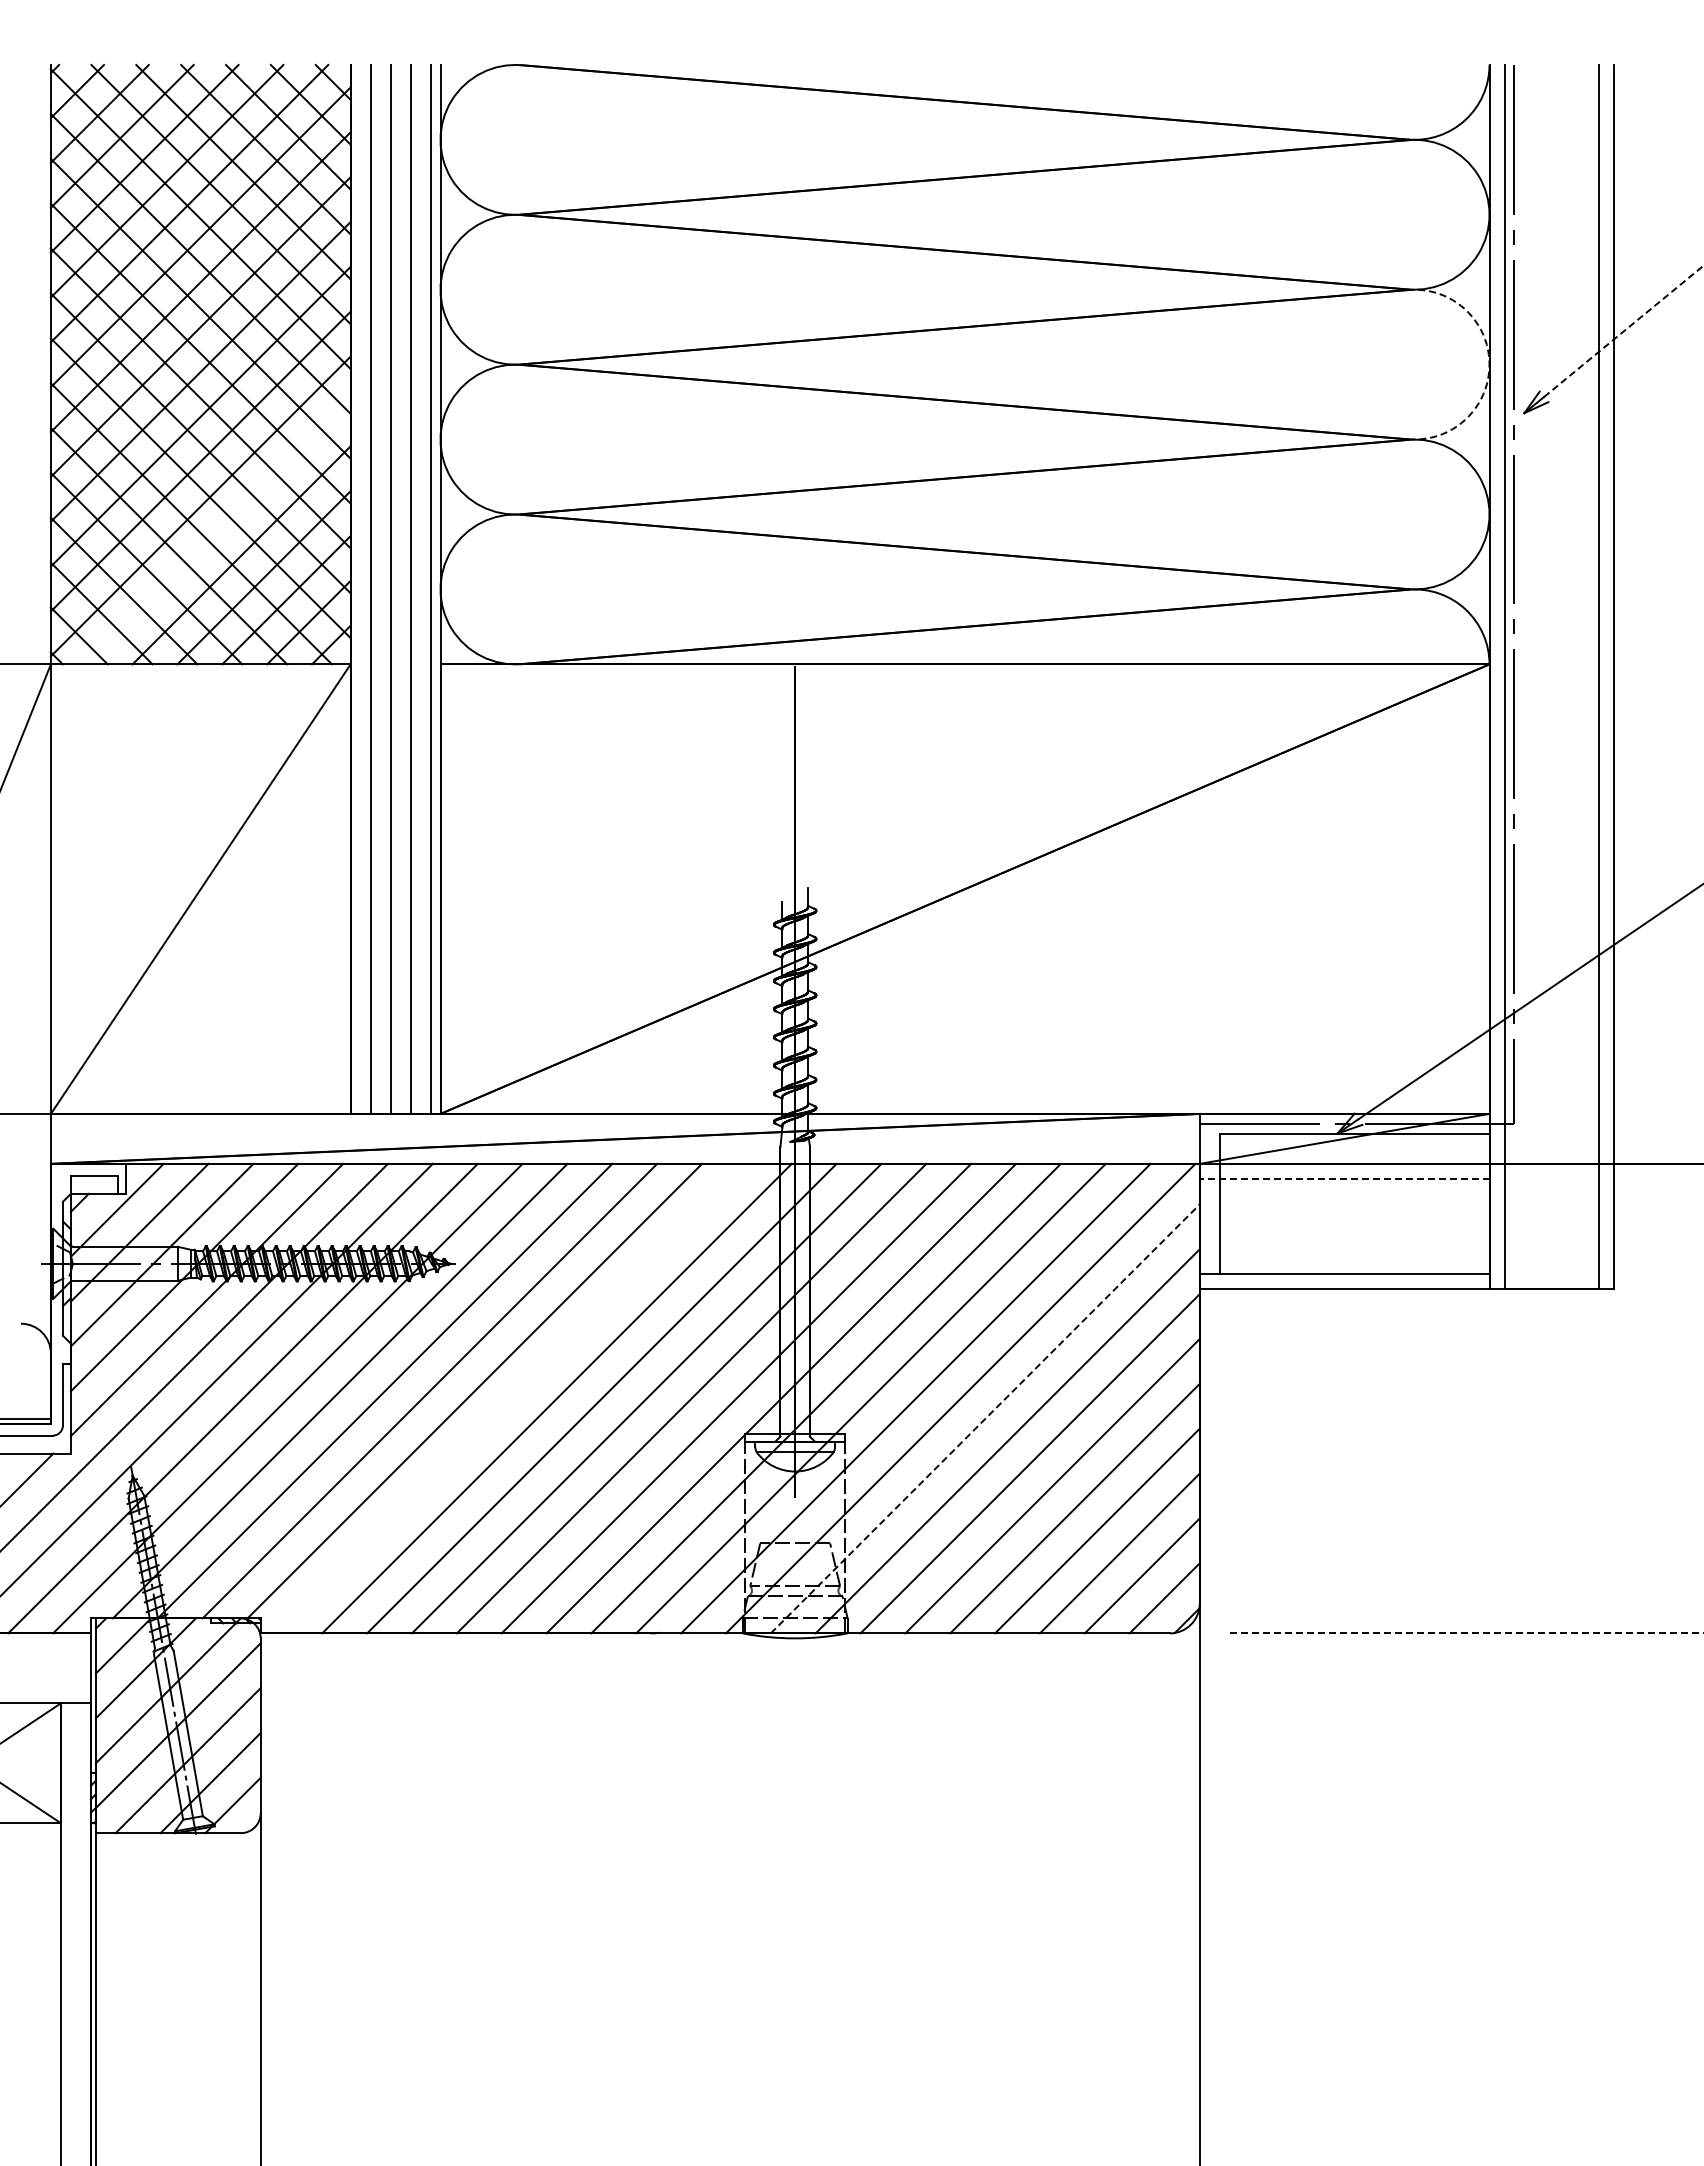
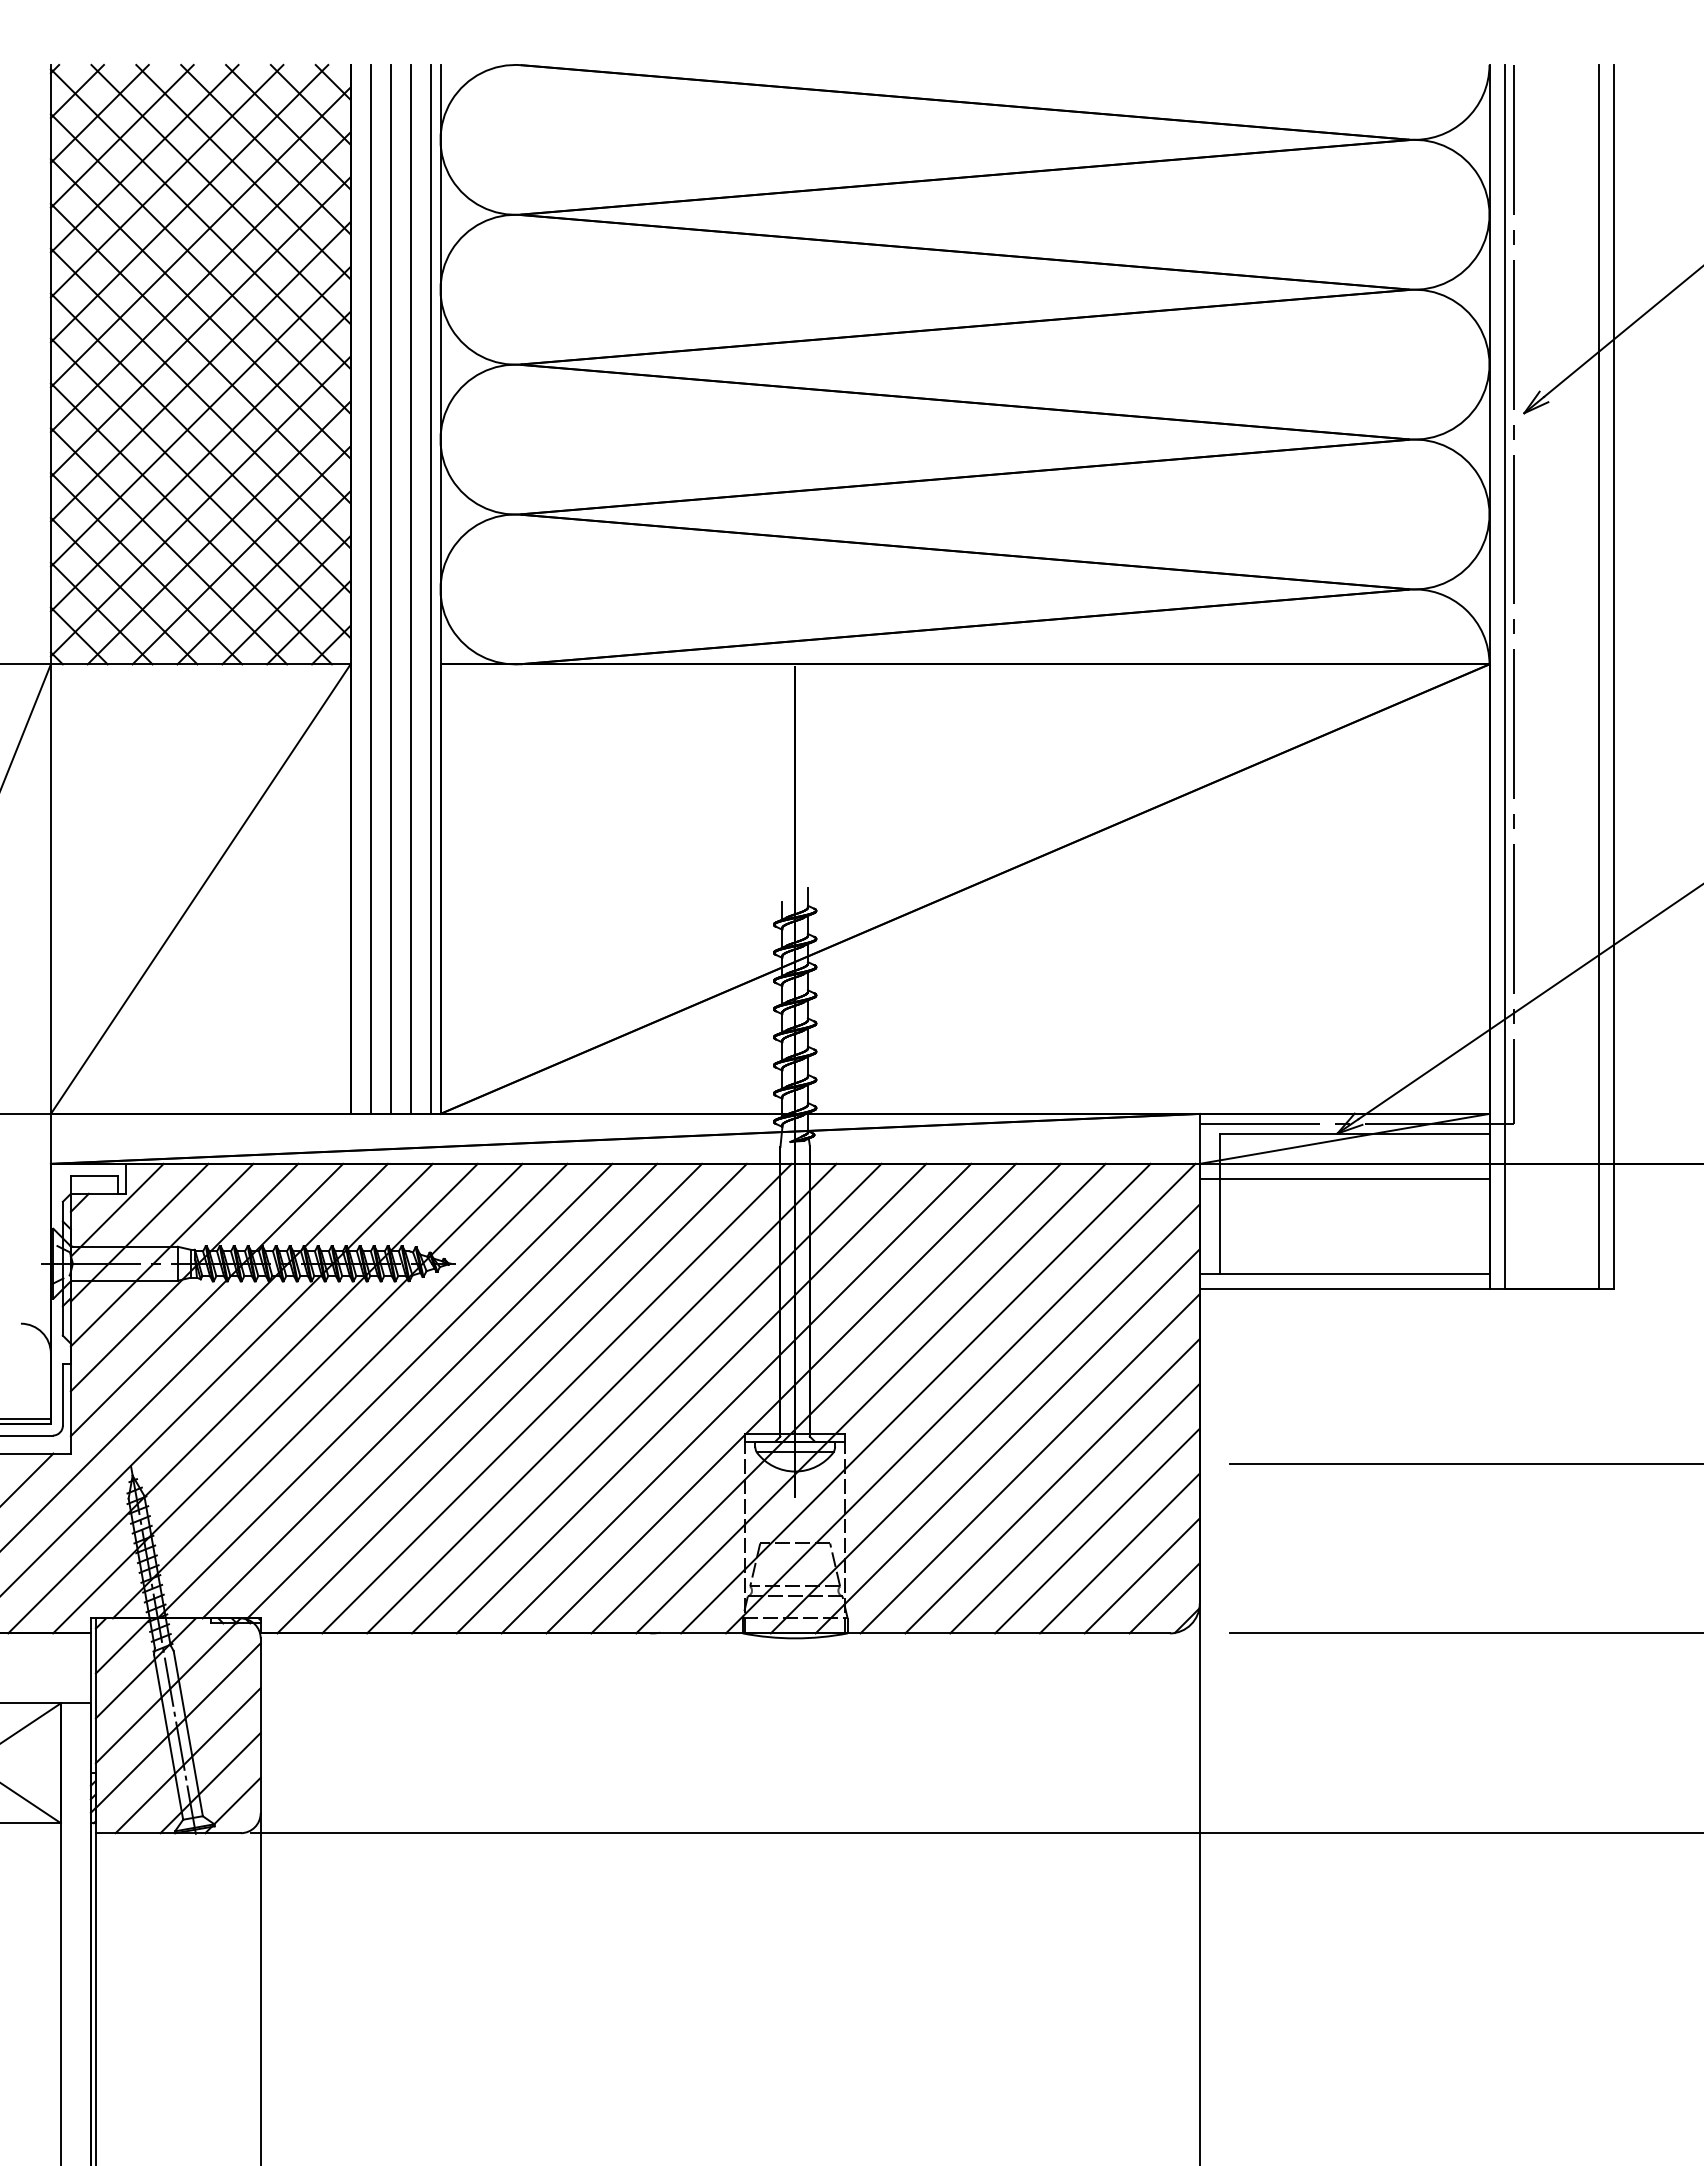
line: dashed -> solid (1624, 331)
arc: dashed -> solid (1489, 364)
line: none -> present (218, 532)
line: dashed -> solid (1344, 1178)
line: none -> present (511, 1398)
line: dashed -> solid (985, 1418)
line: none -> present (1464, 1463)
line: dashed -> solid (1466, 1633)
line: none -> present (975, 1833)
